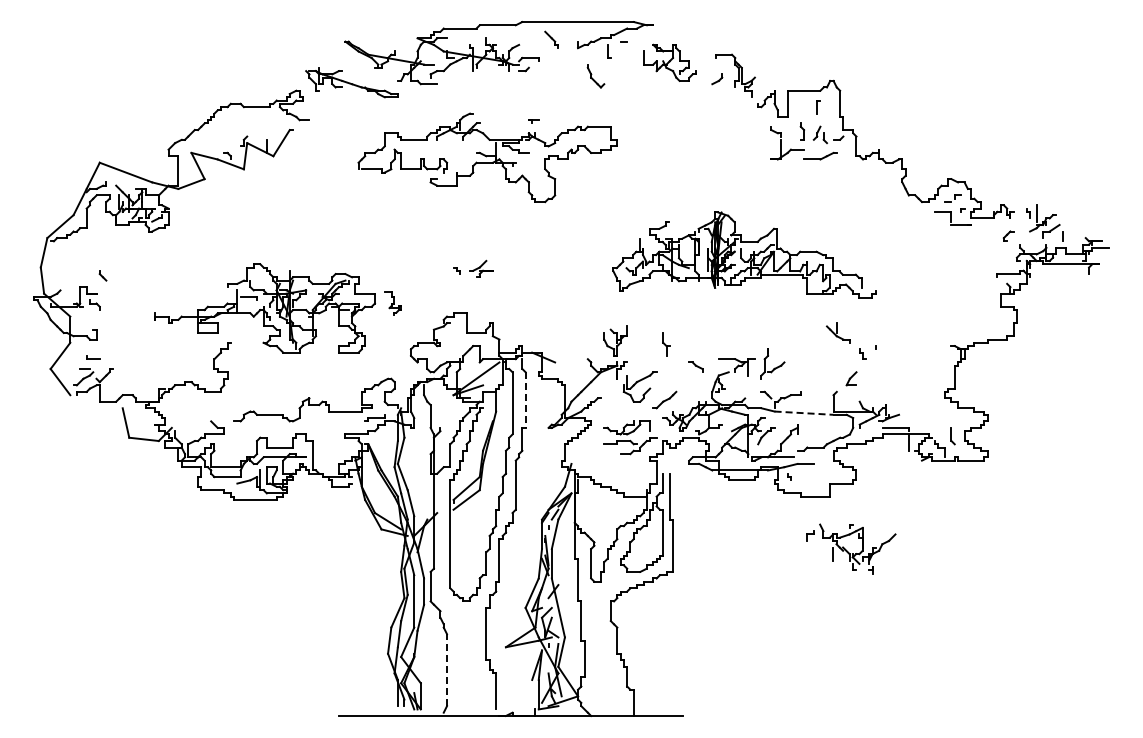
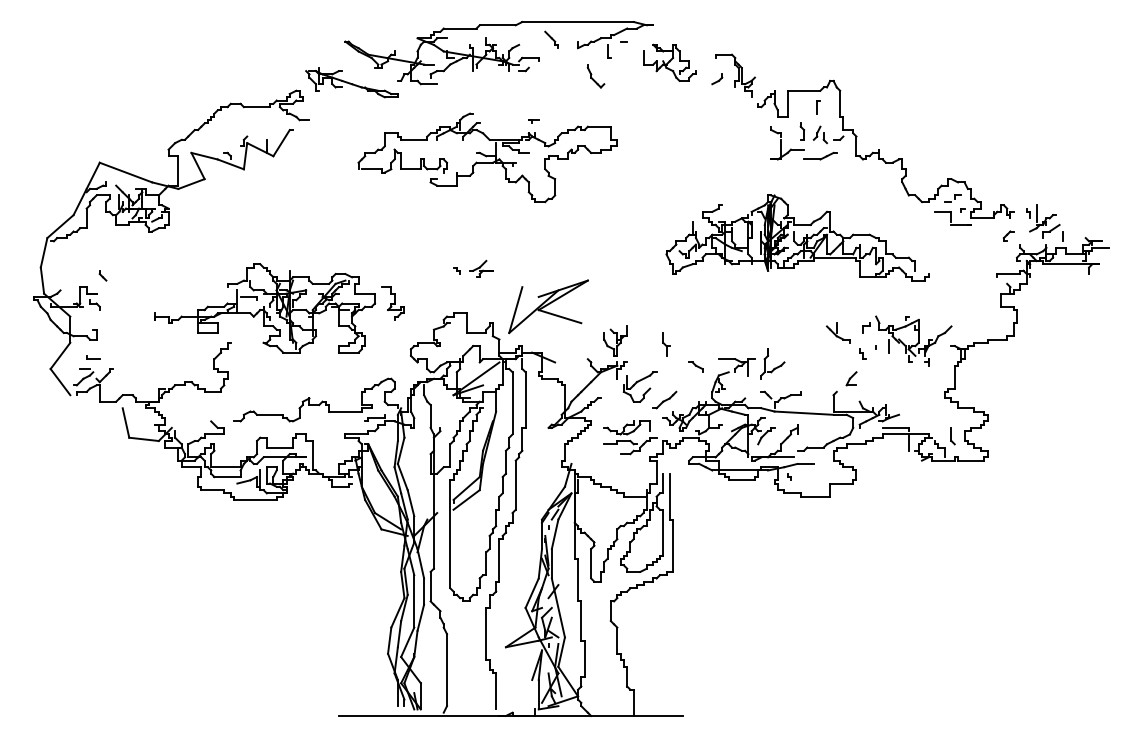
part position: (744, 254) -> (797, 237) (797, 237)
part size: 18x25 px -> 24x35 px (392, 303)
part: none -> present (548, 306)
line: dashed -> solid (525, 400)
line: dashed -> solid (804, 413)
part position: (851, 548) -> (907, 340) (907, 340)
line: dashed -> solid (447, 669)
